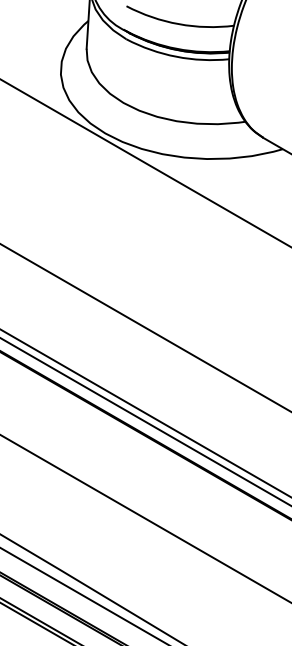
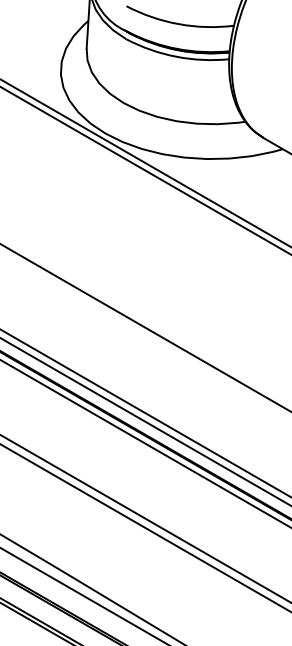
line: none -> present (145, 170)
line: none -> present (145, 443)
line: none -> present (145, 527)
